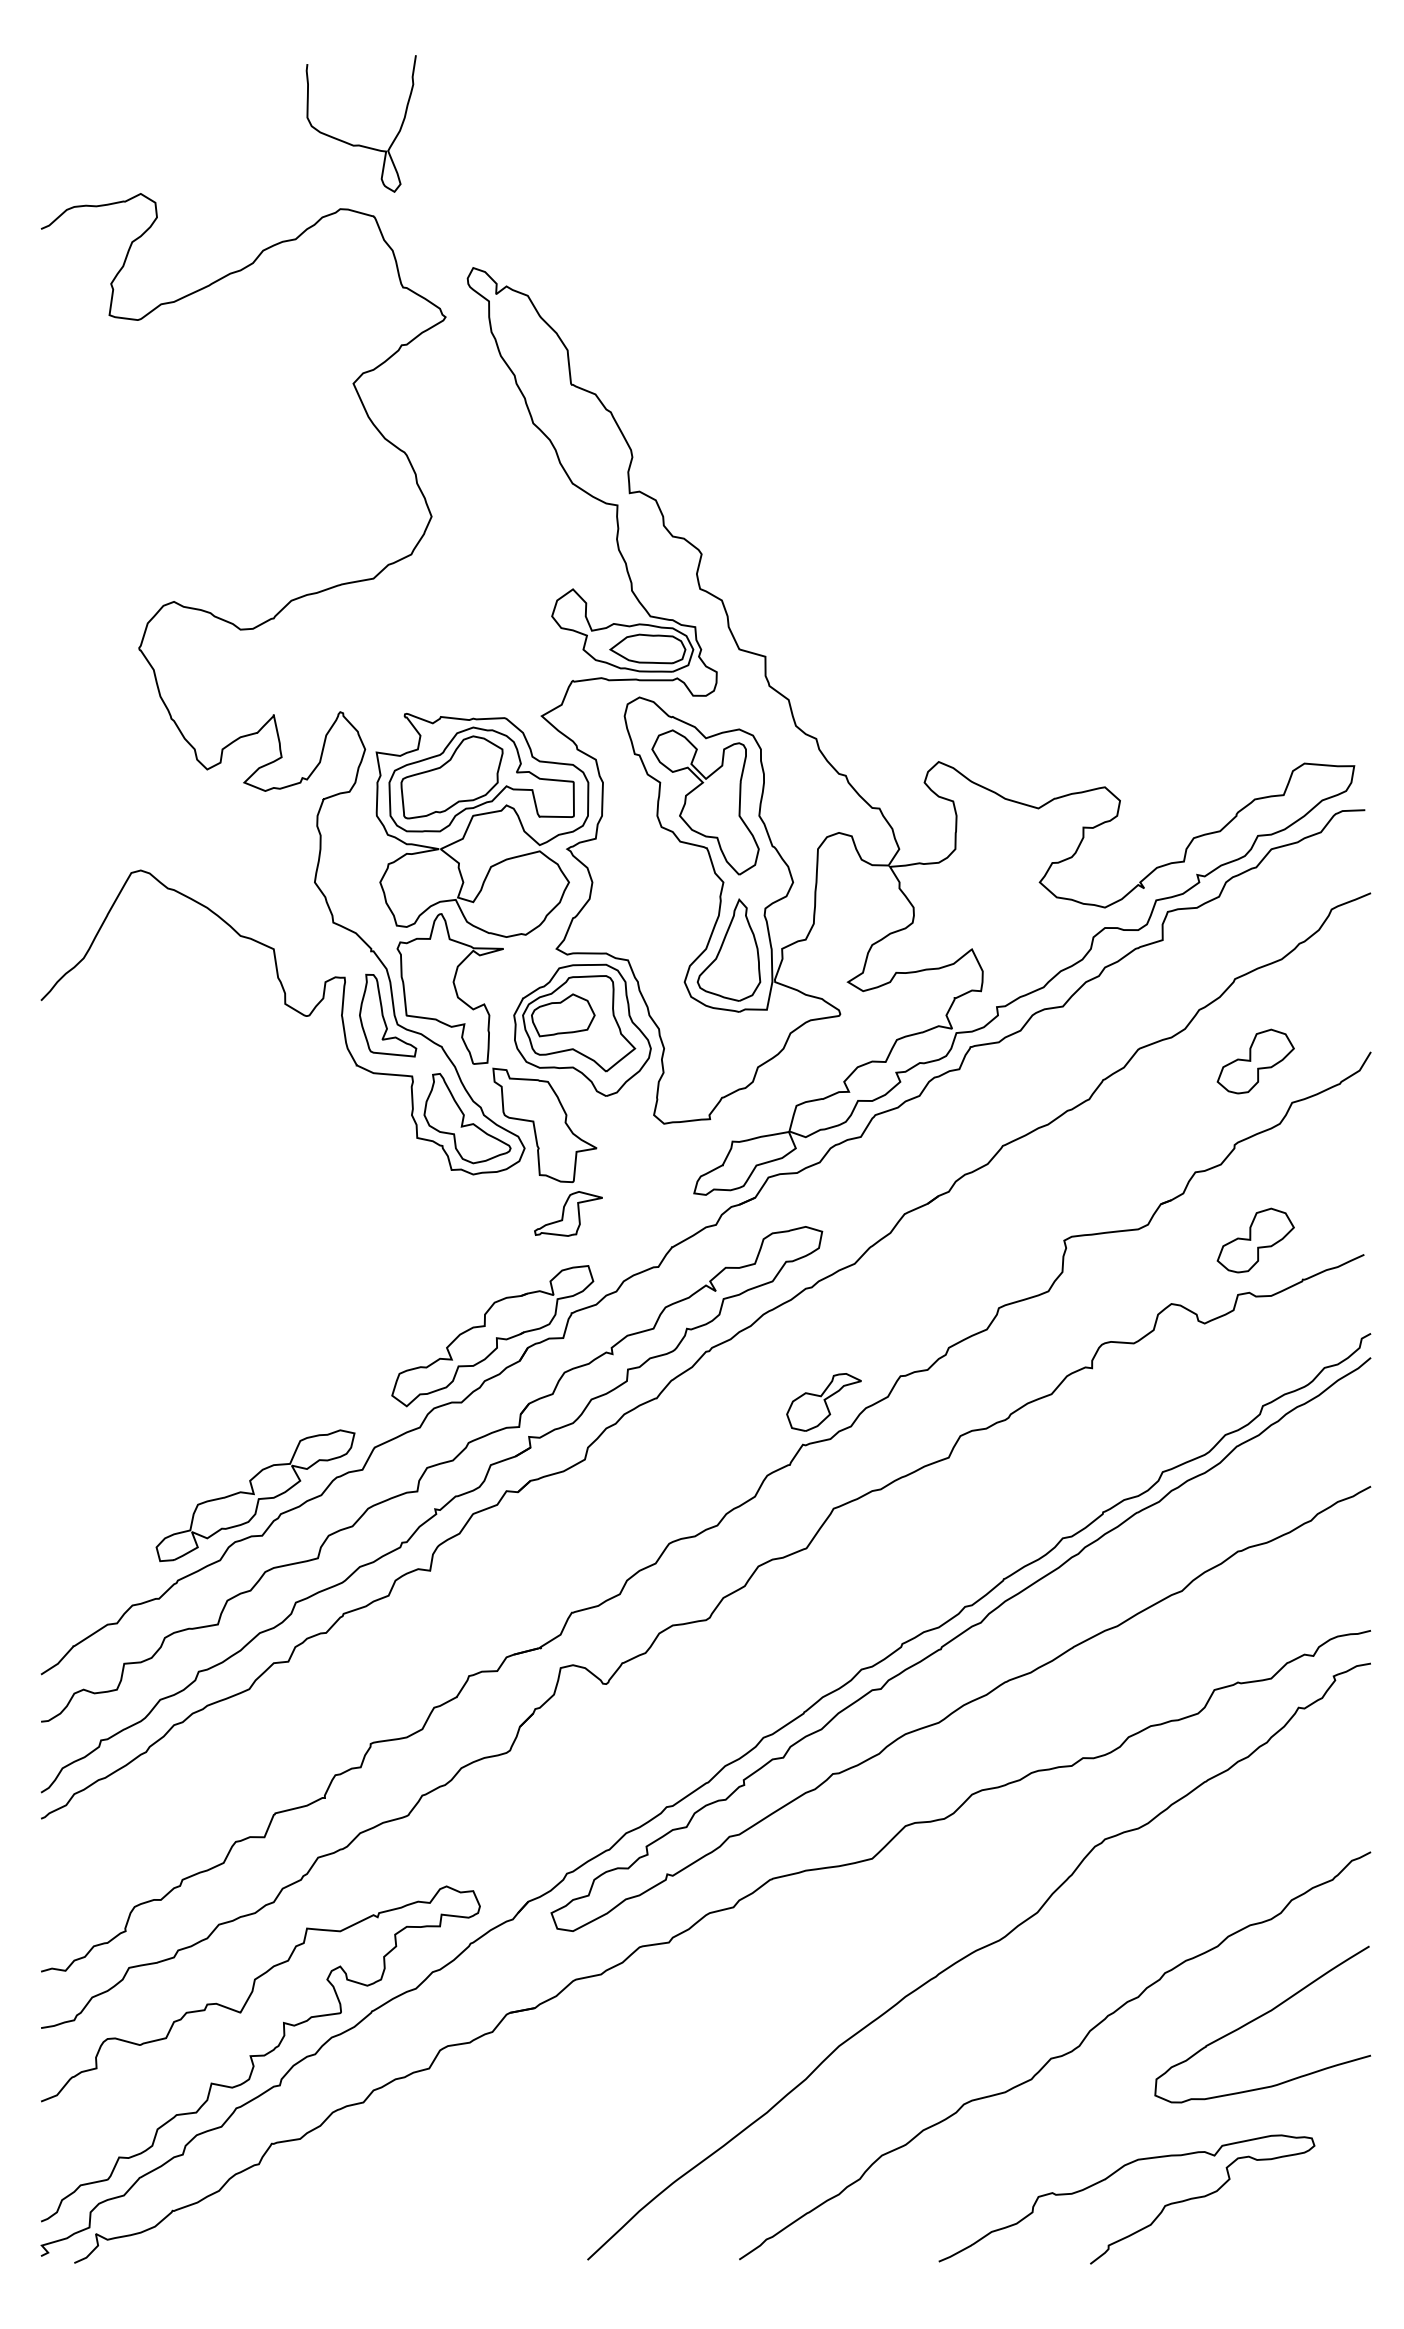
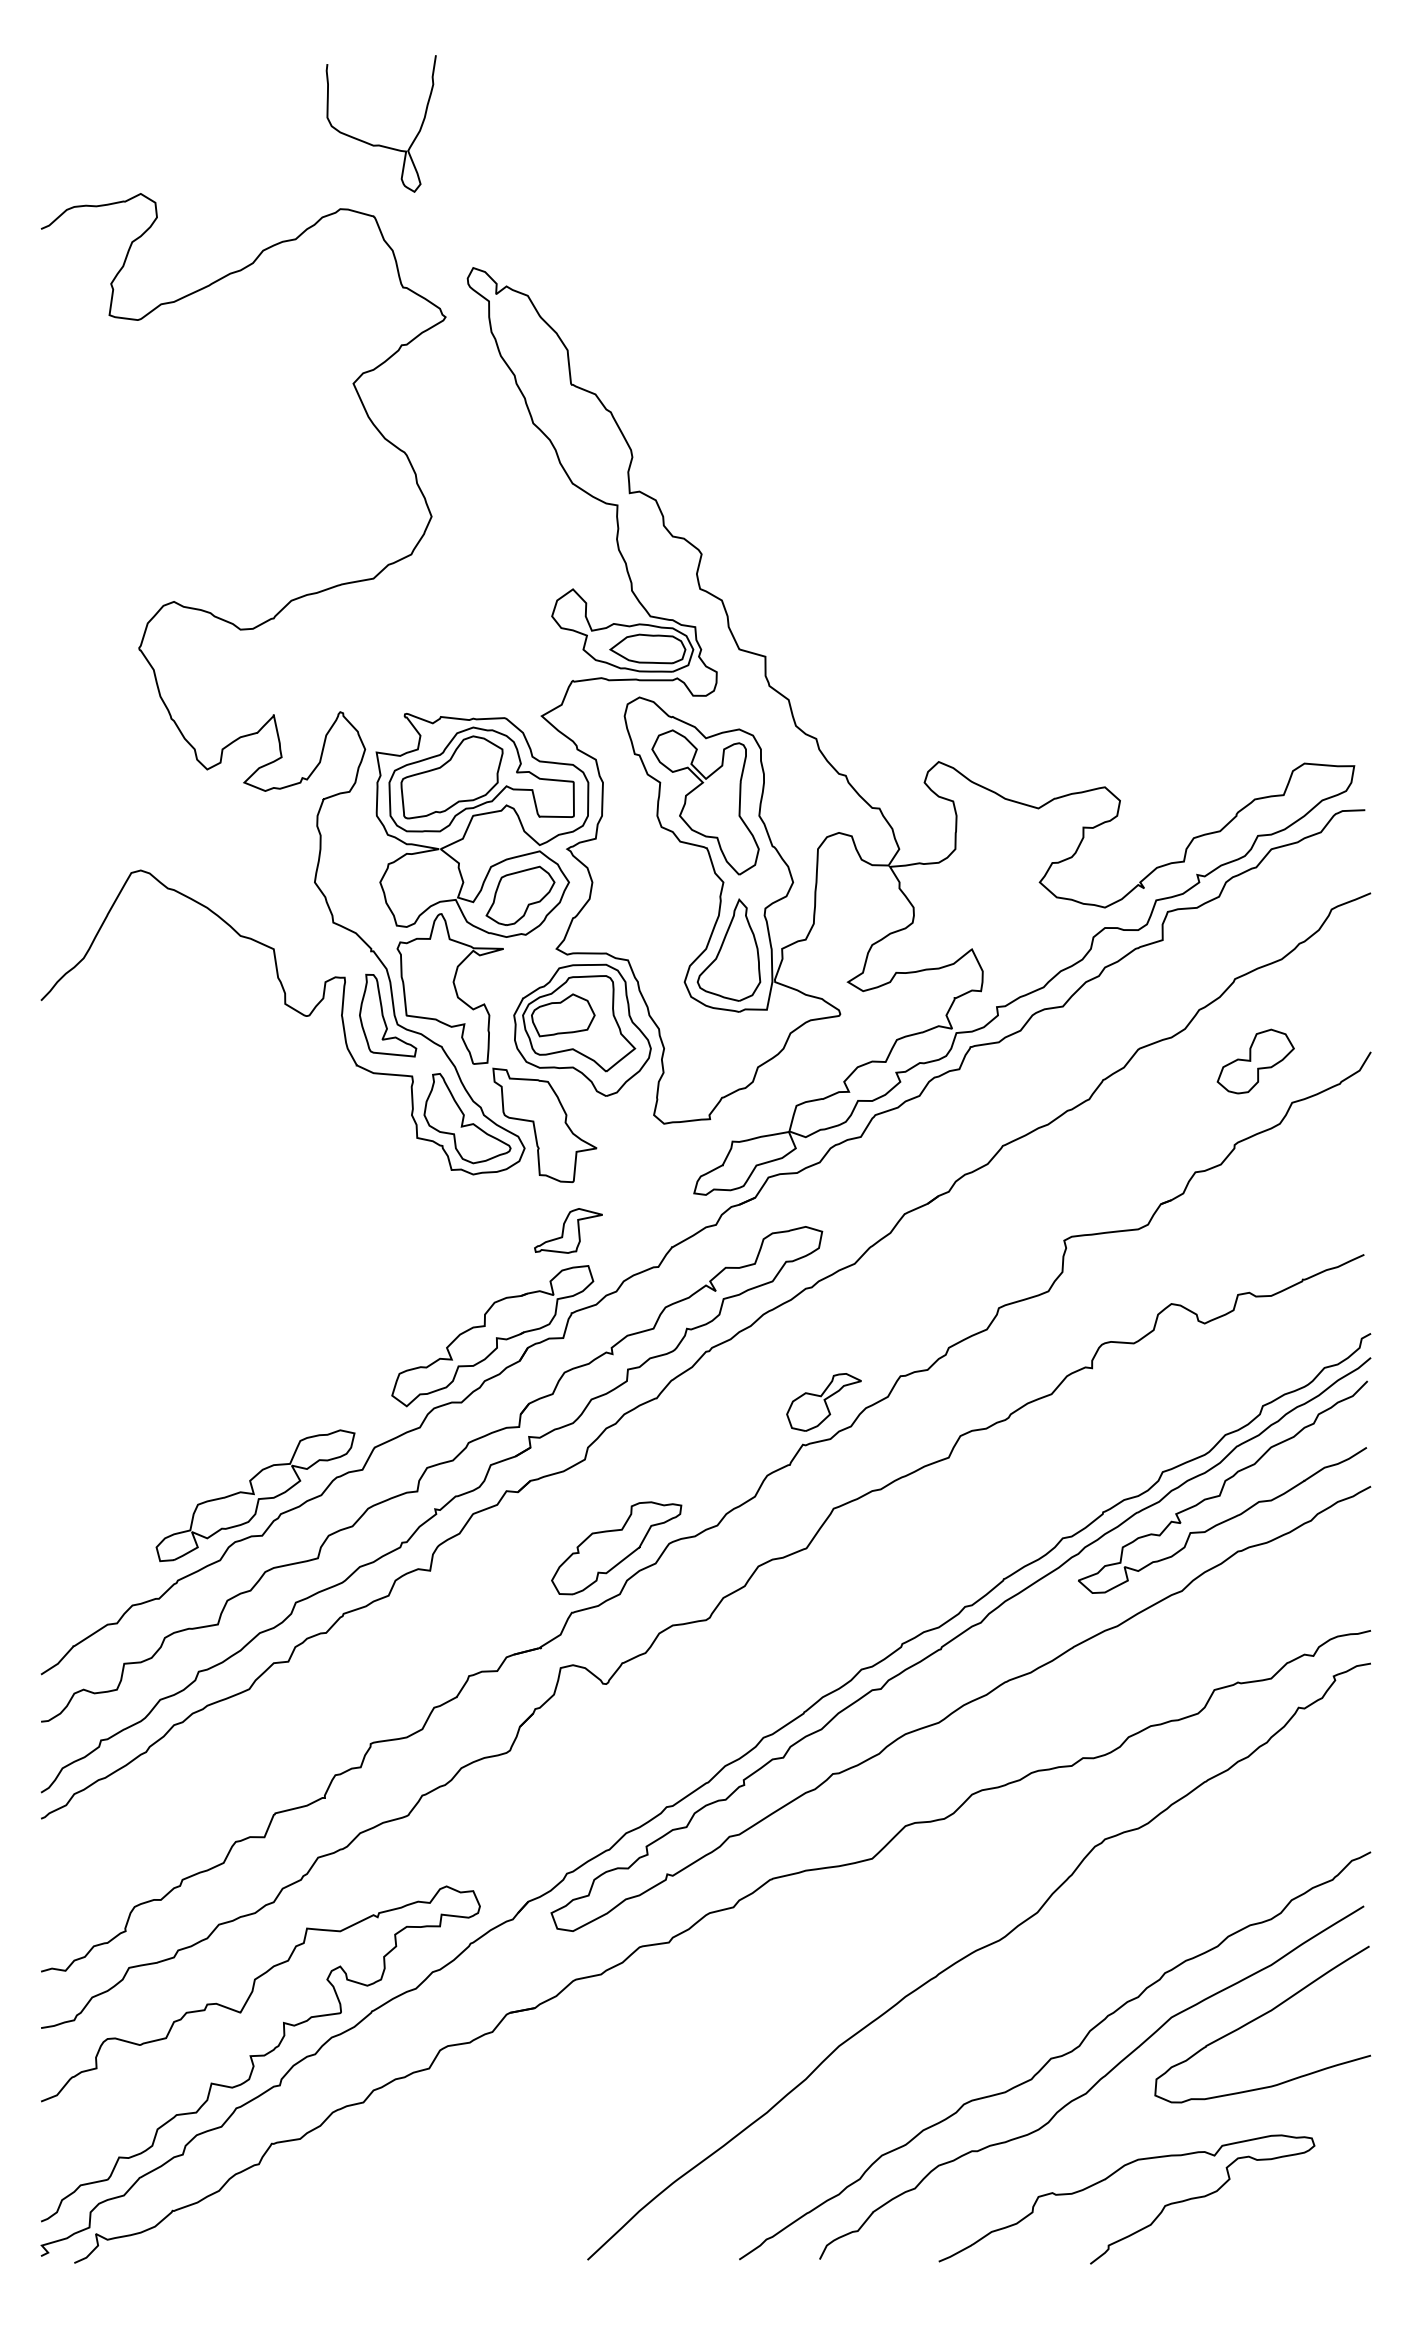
curve position: (360, 144) -> (380, 144) (380, 144)
part: none -> present (520, 895)
part position: (568, 1213) -> (568, 1230) (568, 1230)
part: present -> none (1255, 1240)
curve: none -> present (1223, 1486)
part: none -> present (616, 1548)
curve: none -> present (1093, 2084)
